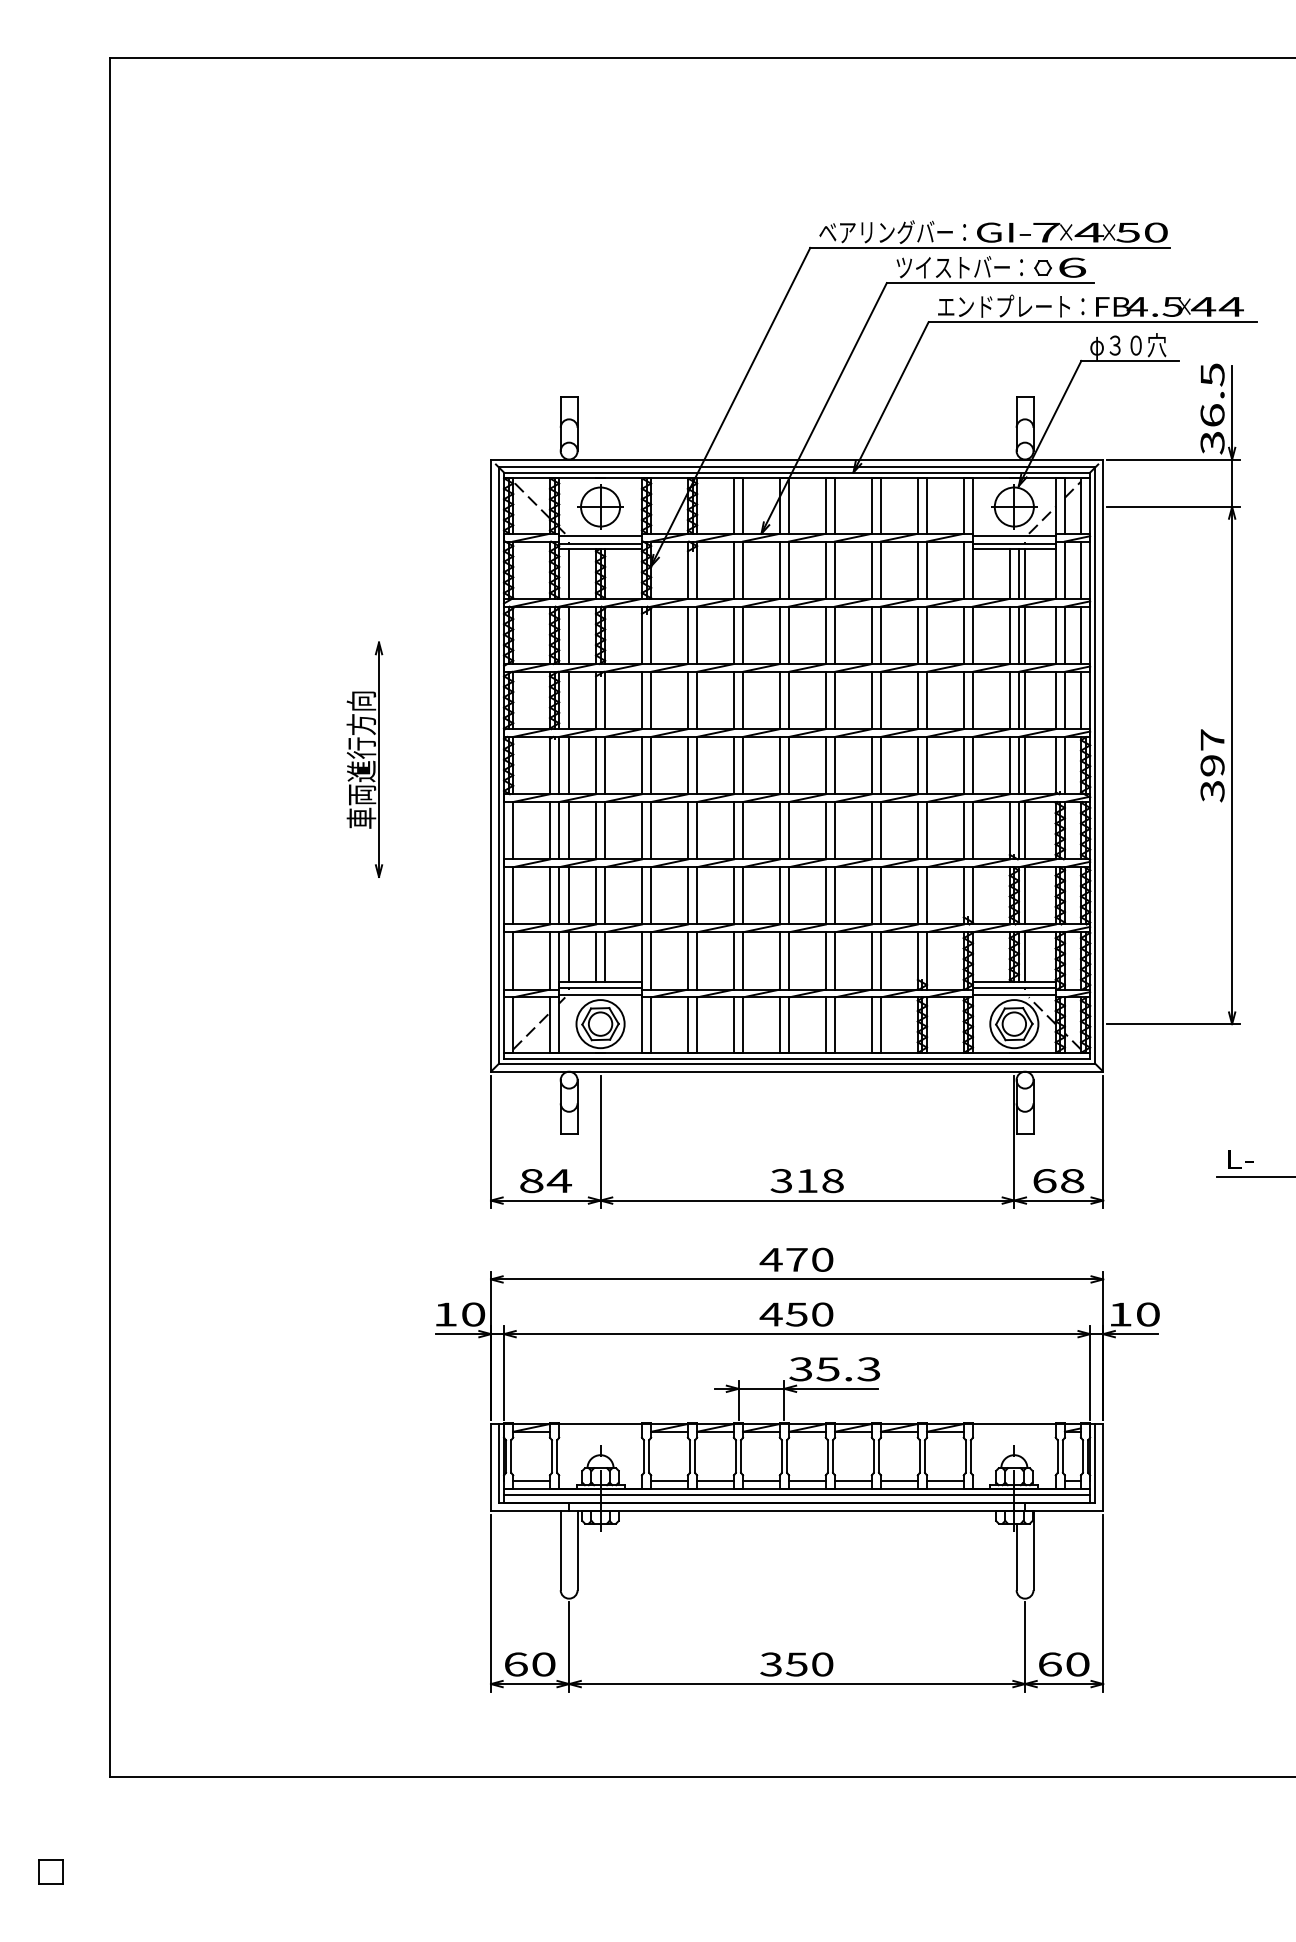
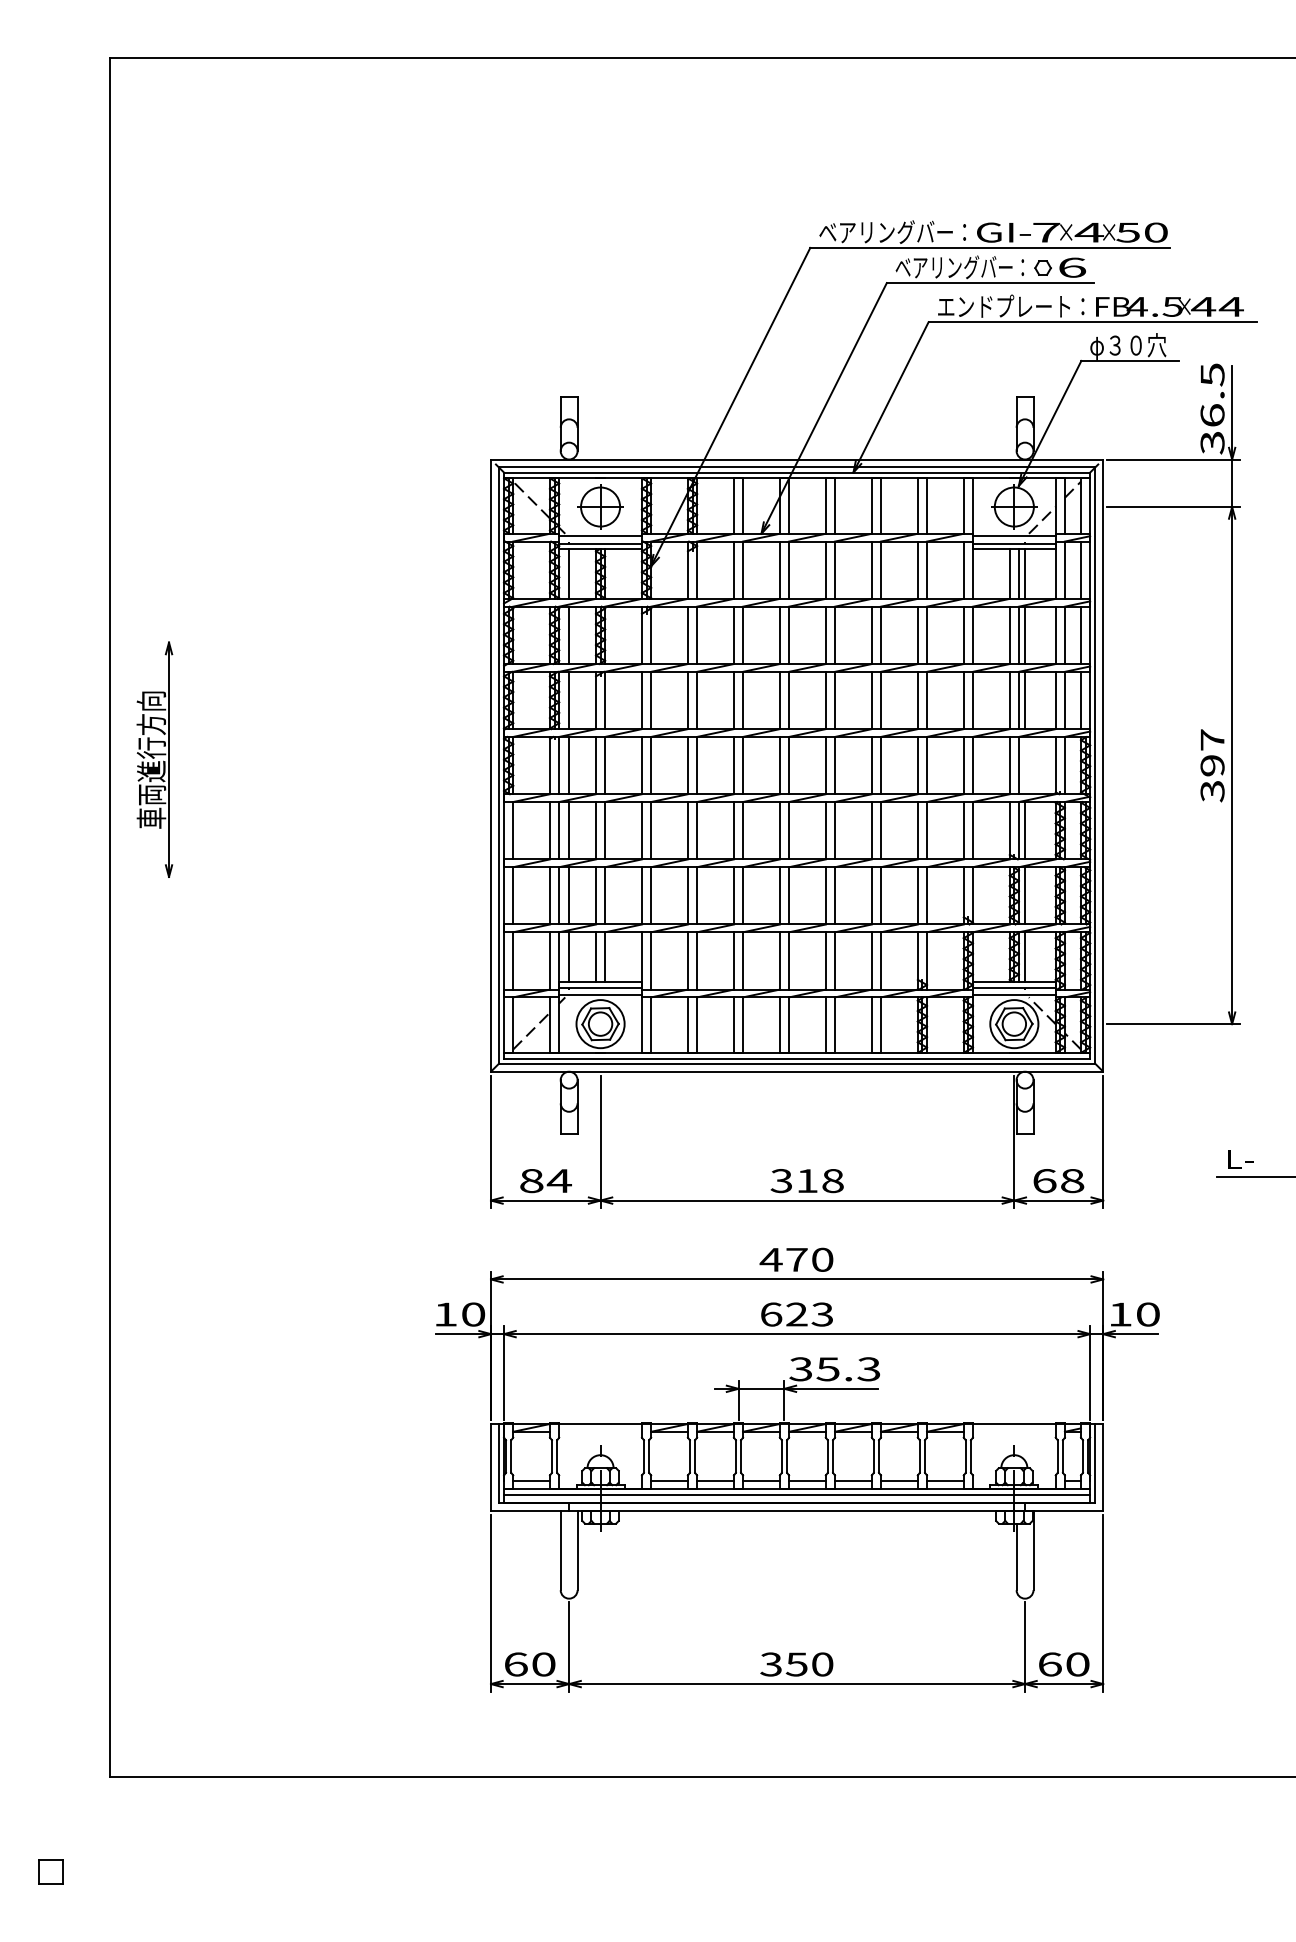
text: ツイストバー： -> ベアリングバー： (959, 267)
part position: (364, 759) -> (154, 759) (154, 759)
line: present -> none (1025, 765)
text: 450 -> 623 (796, 1314)
